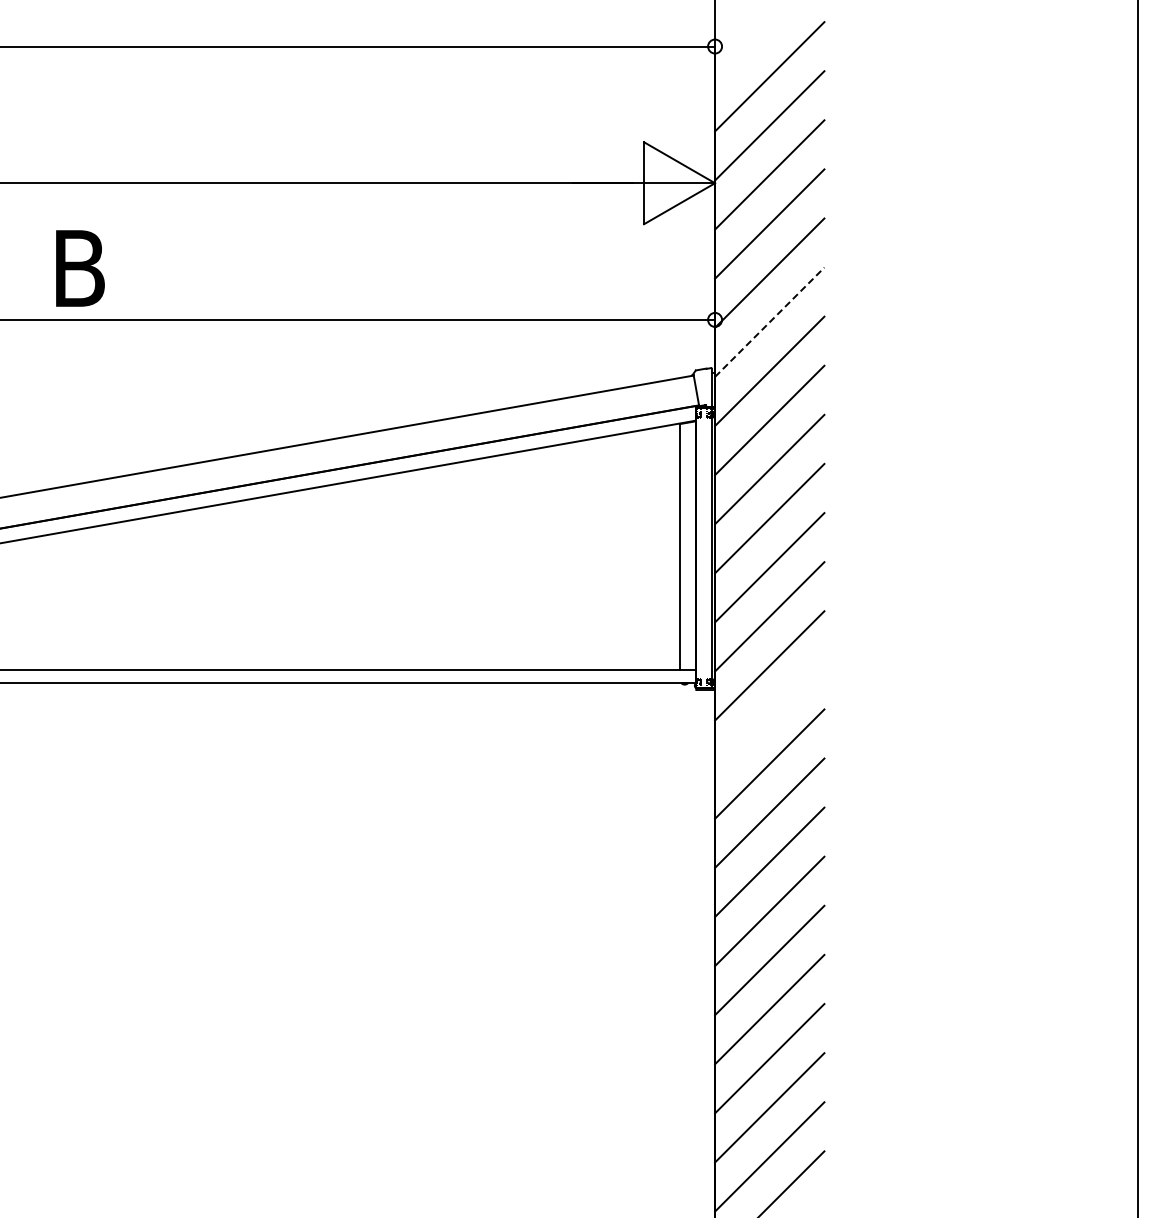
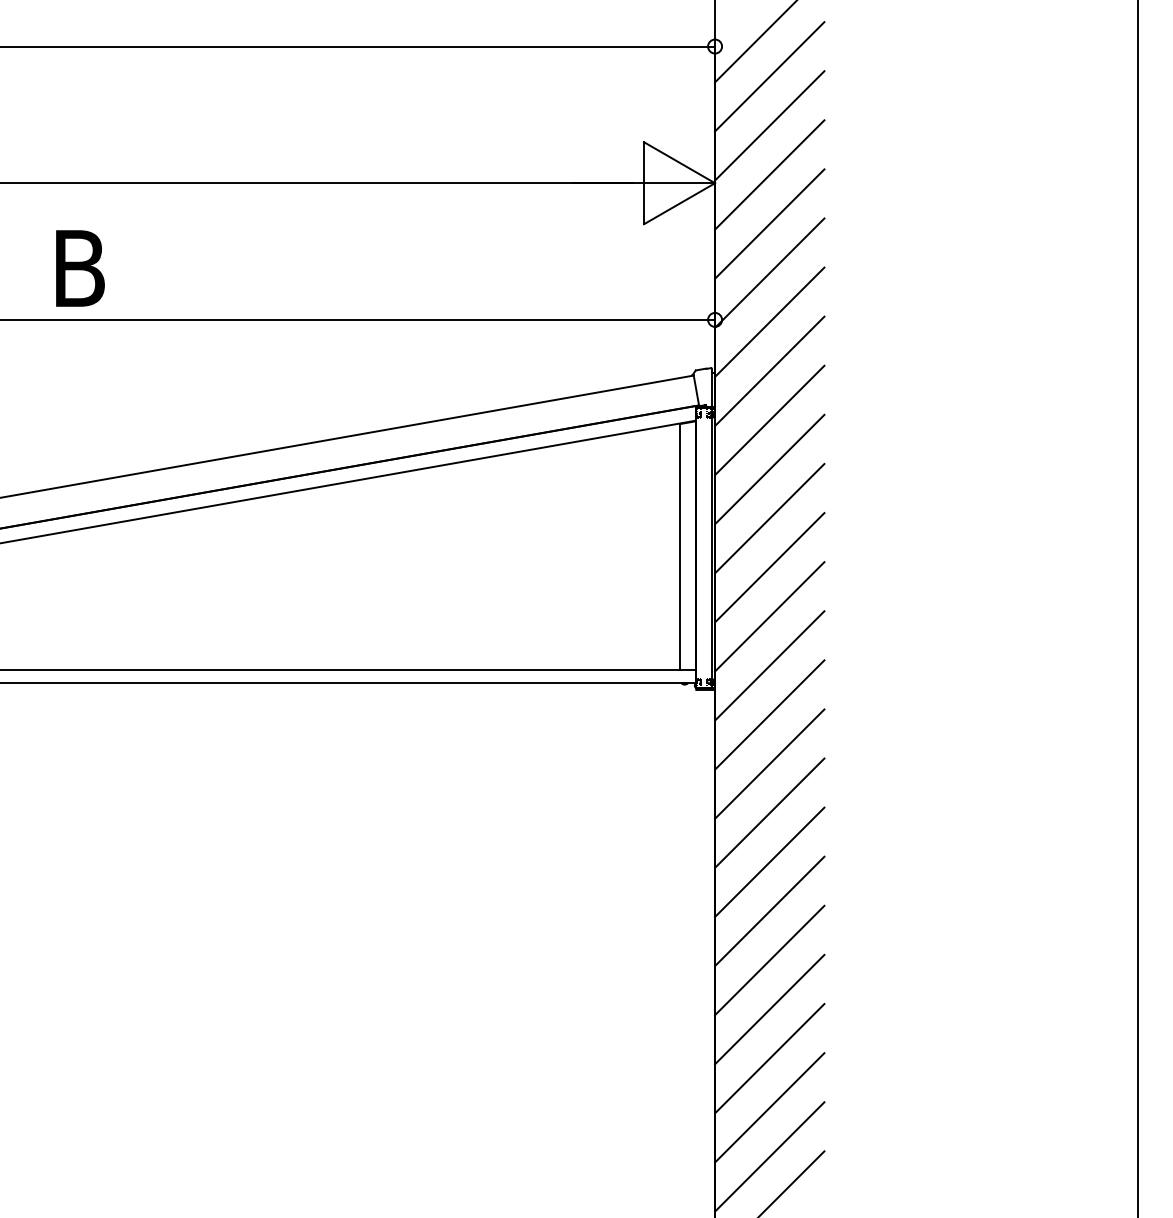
line: none -> present (754, 42)
line: dashed -> solid (770, 321)
line: none -> present (769, 714)
